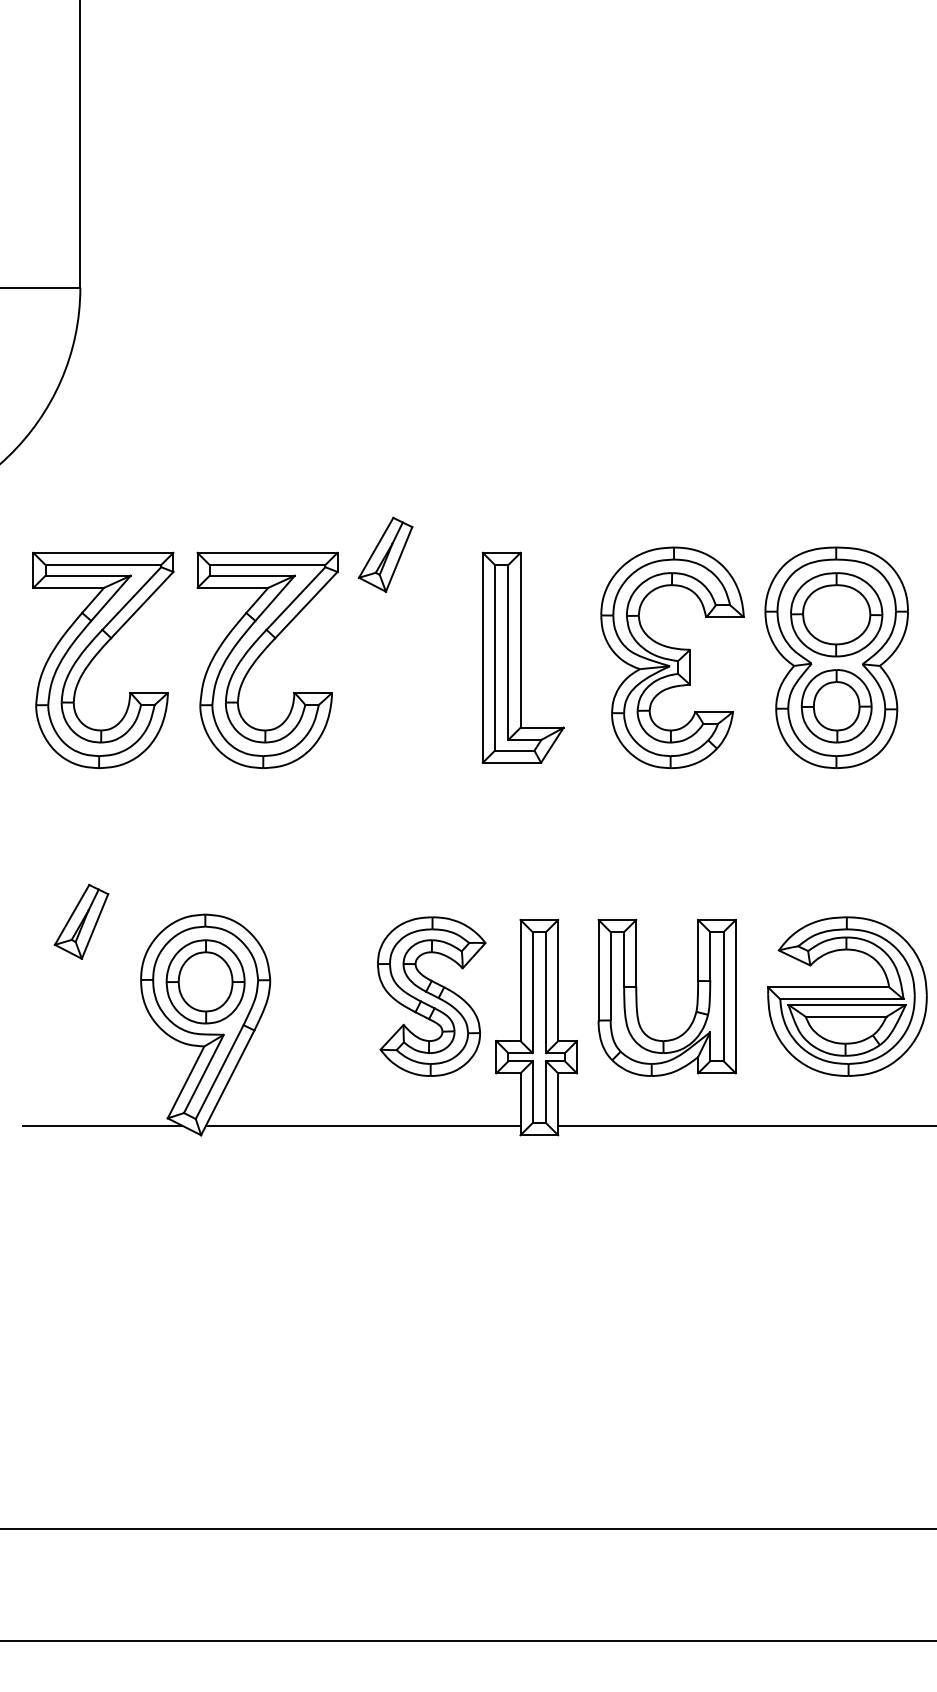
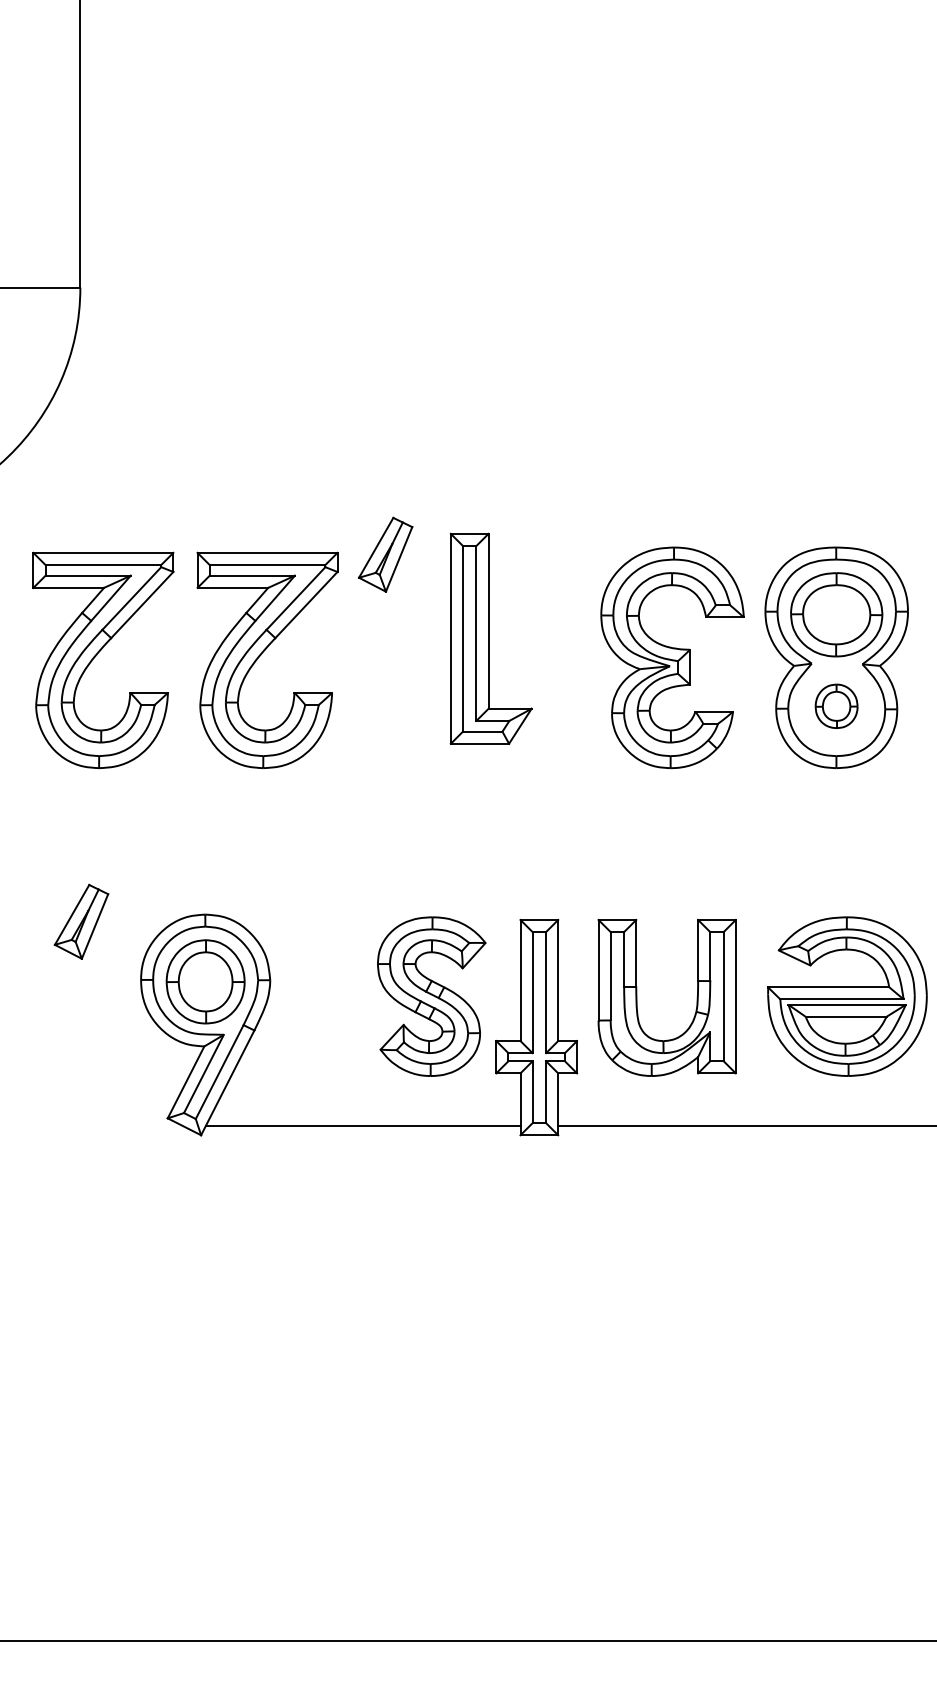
part position: (522, 657) -> (490, 638) (490, 638)
part size: 73x75 px -> 45x46 px (836, 705)
line: present -> none (102, 1125)
line: present -> none (467, 1528)
